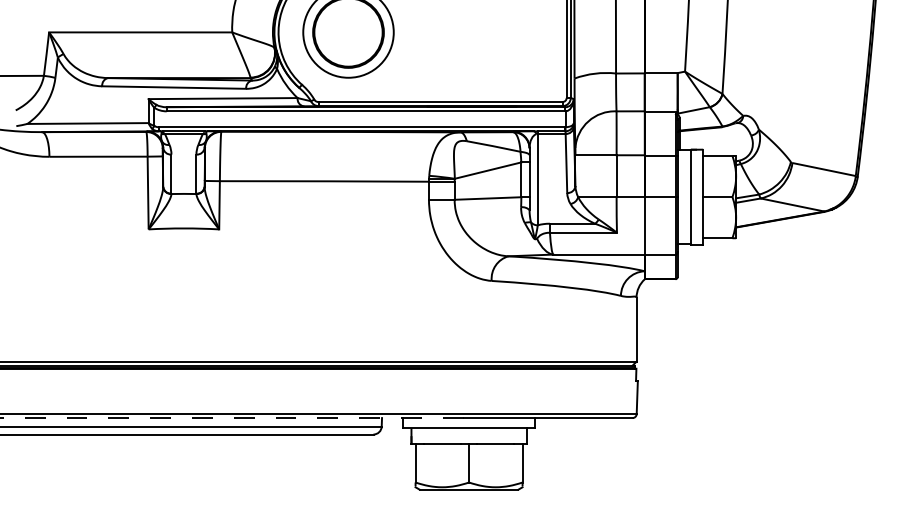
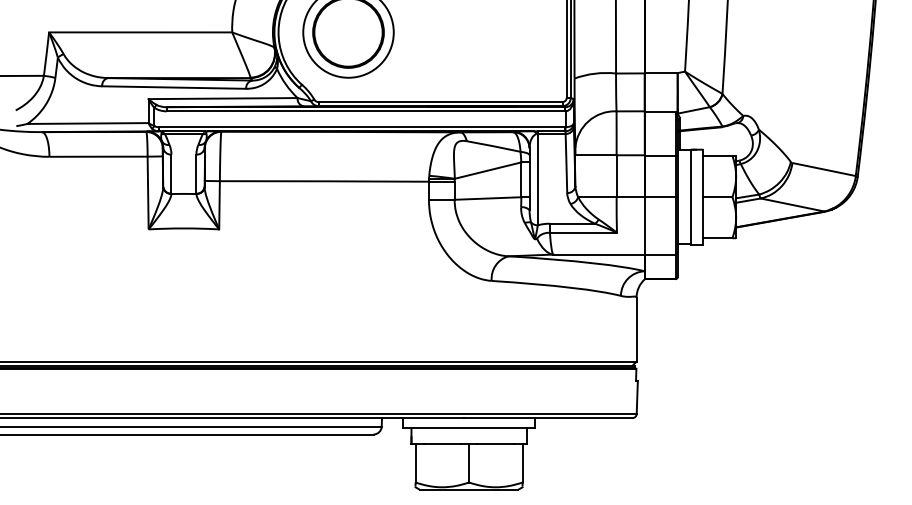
line: dashed -> solid (231, 418)
